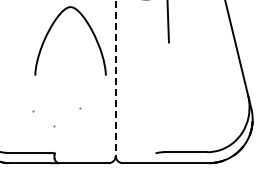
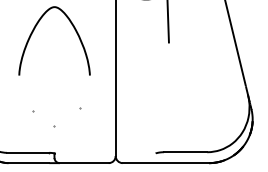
part position: (50, 30) -> (34, 30) (34, 30)
line: dashed -> solid (115, 78)
